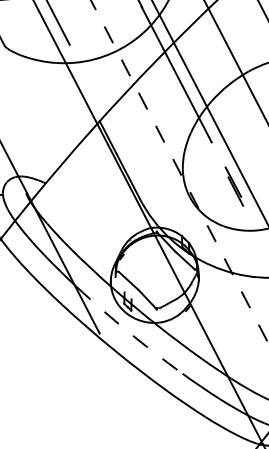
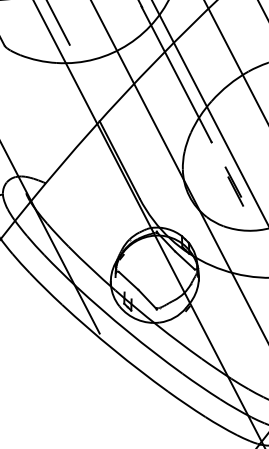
line: dashed -> solid (179, 172)
arc: dashed -> solid (128, 331)
